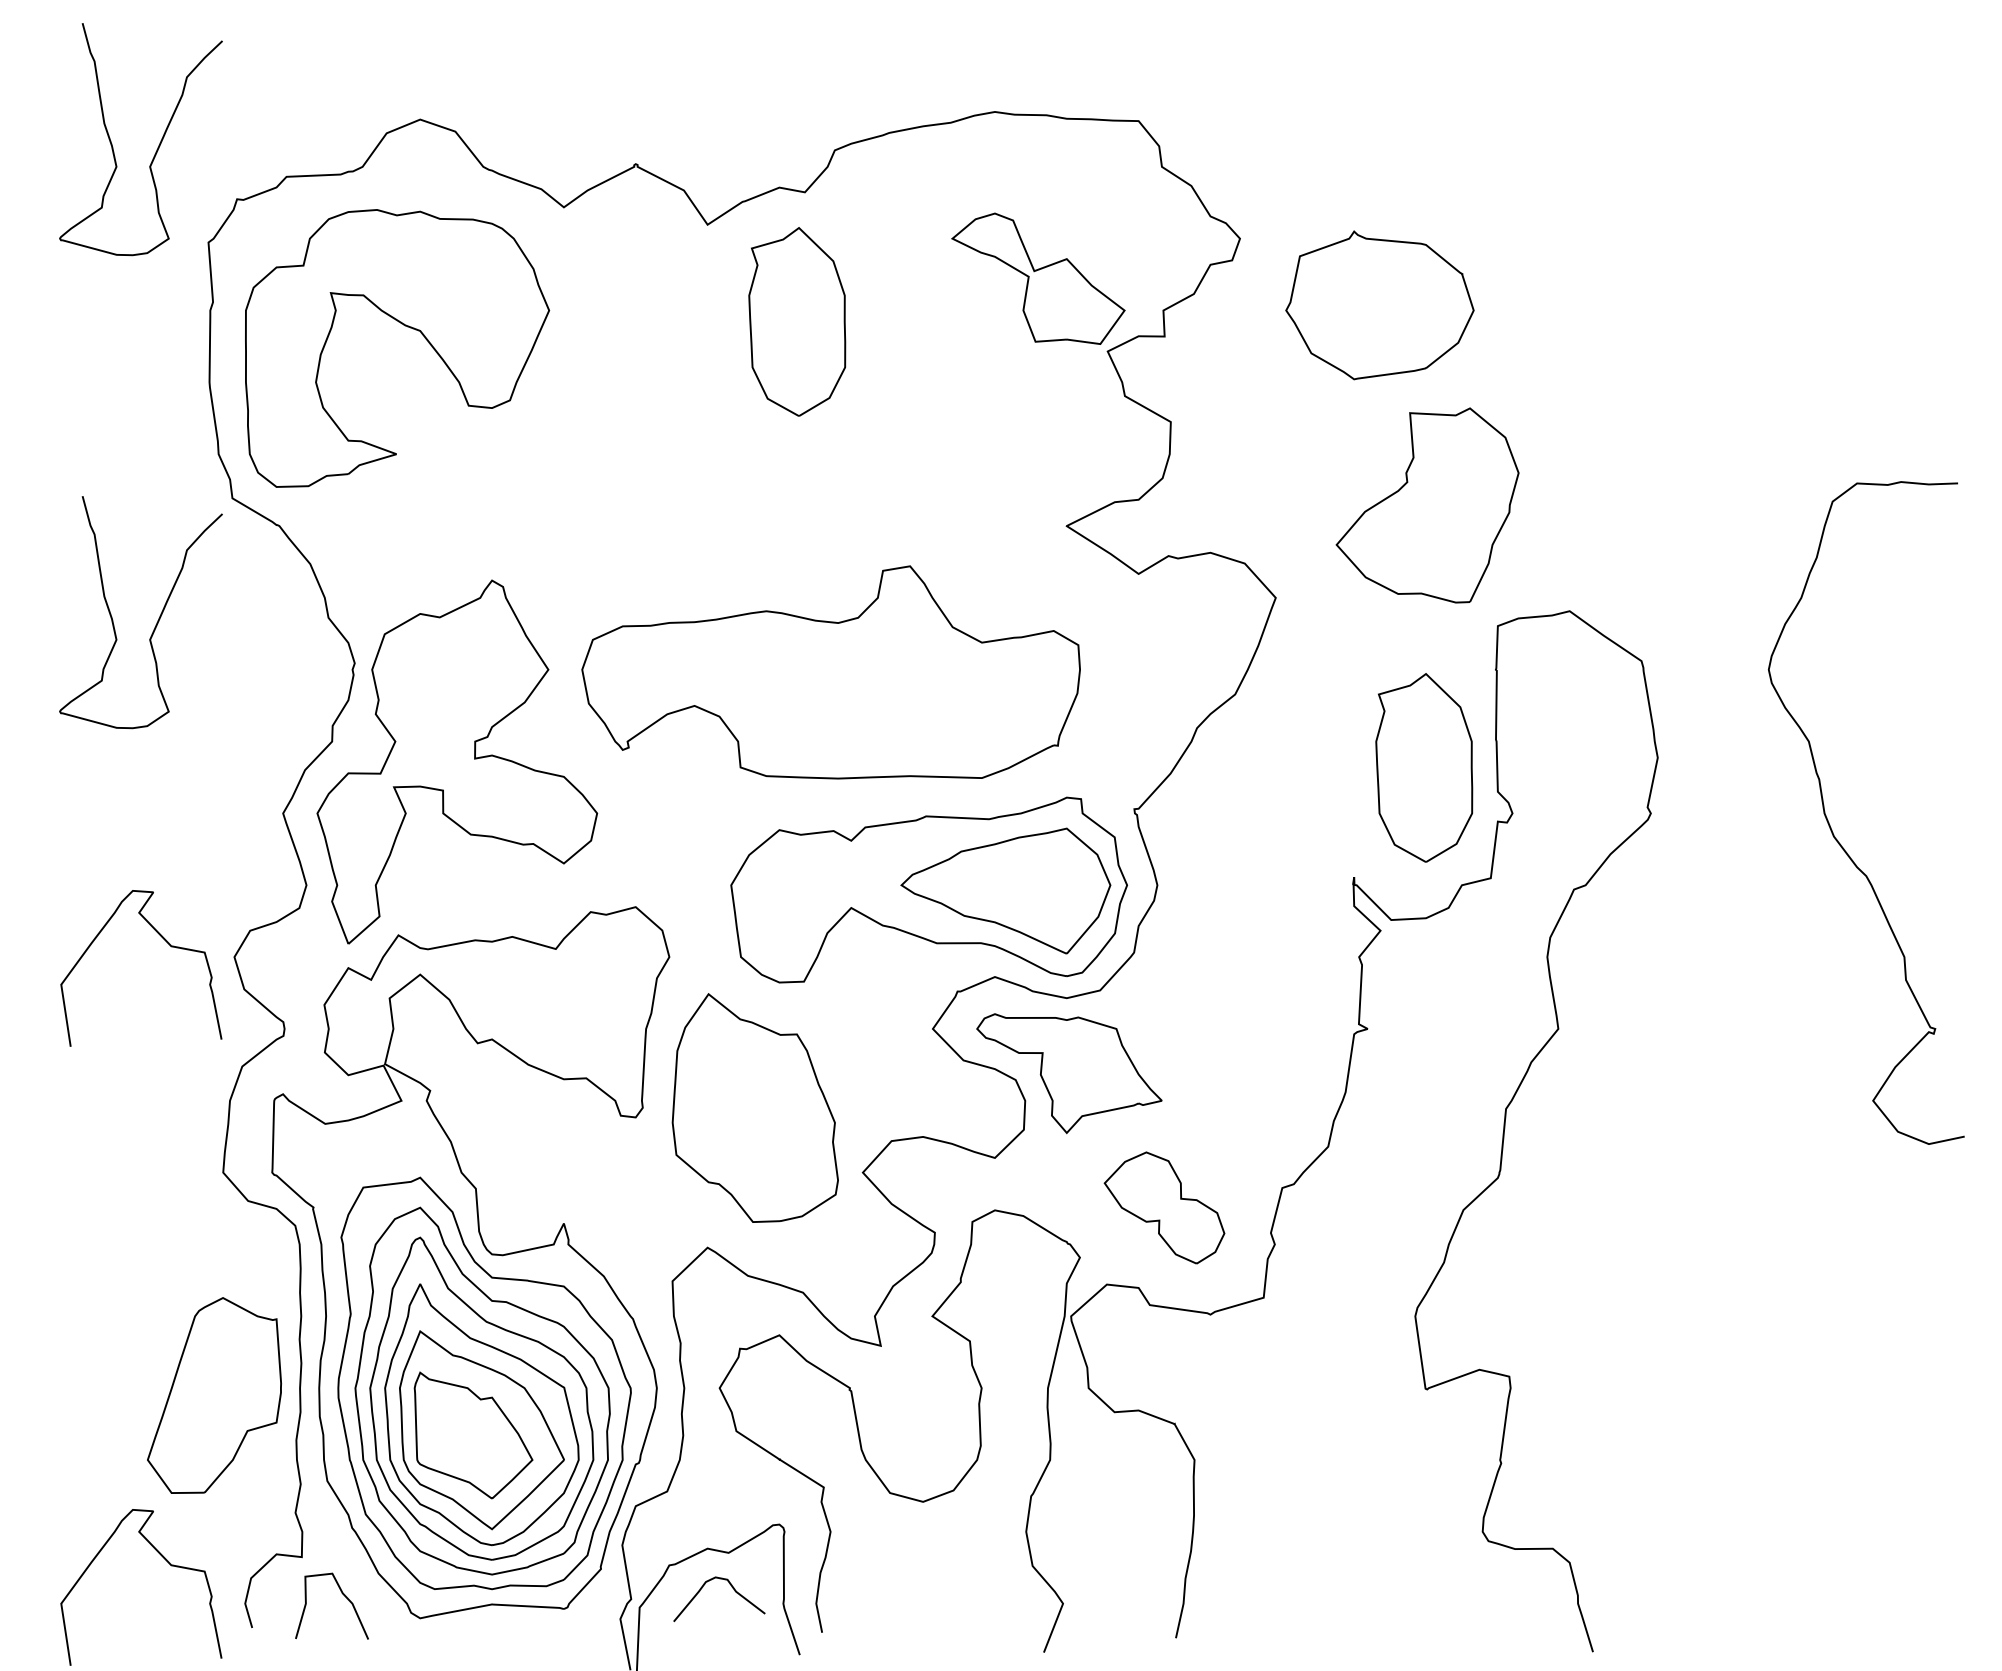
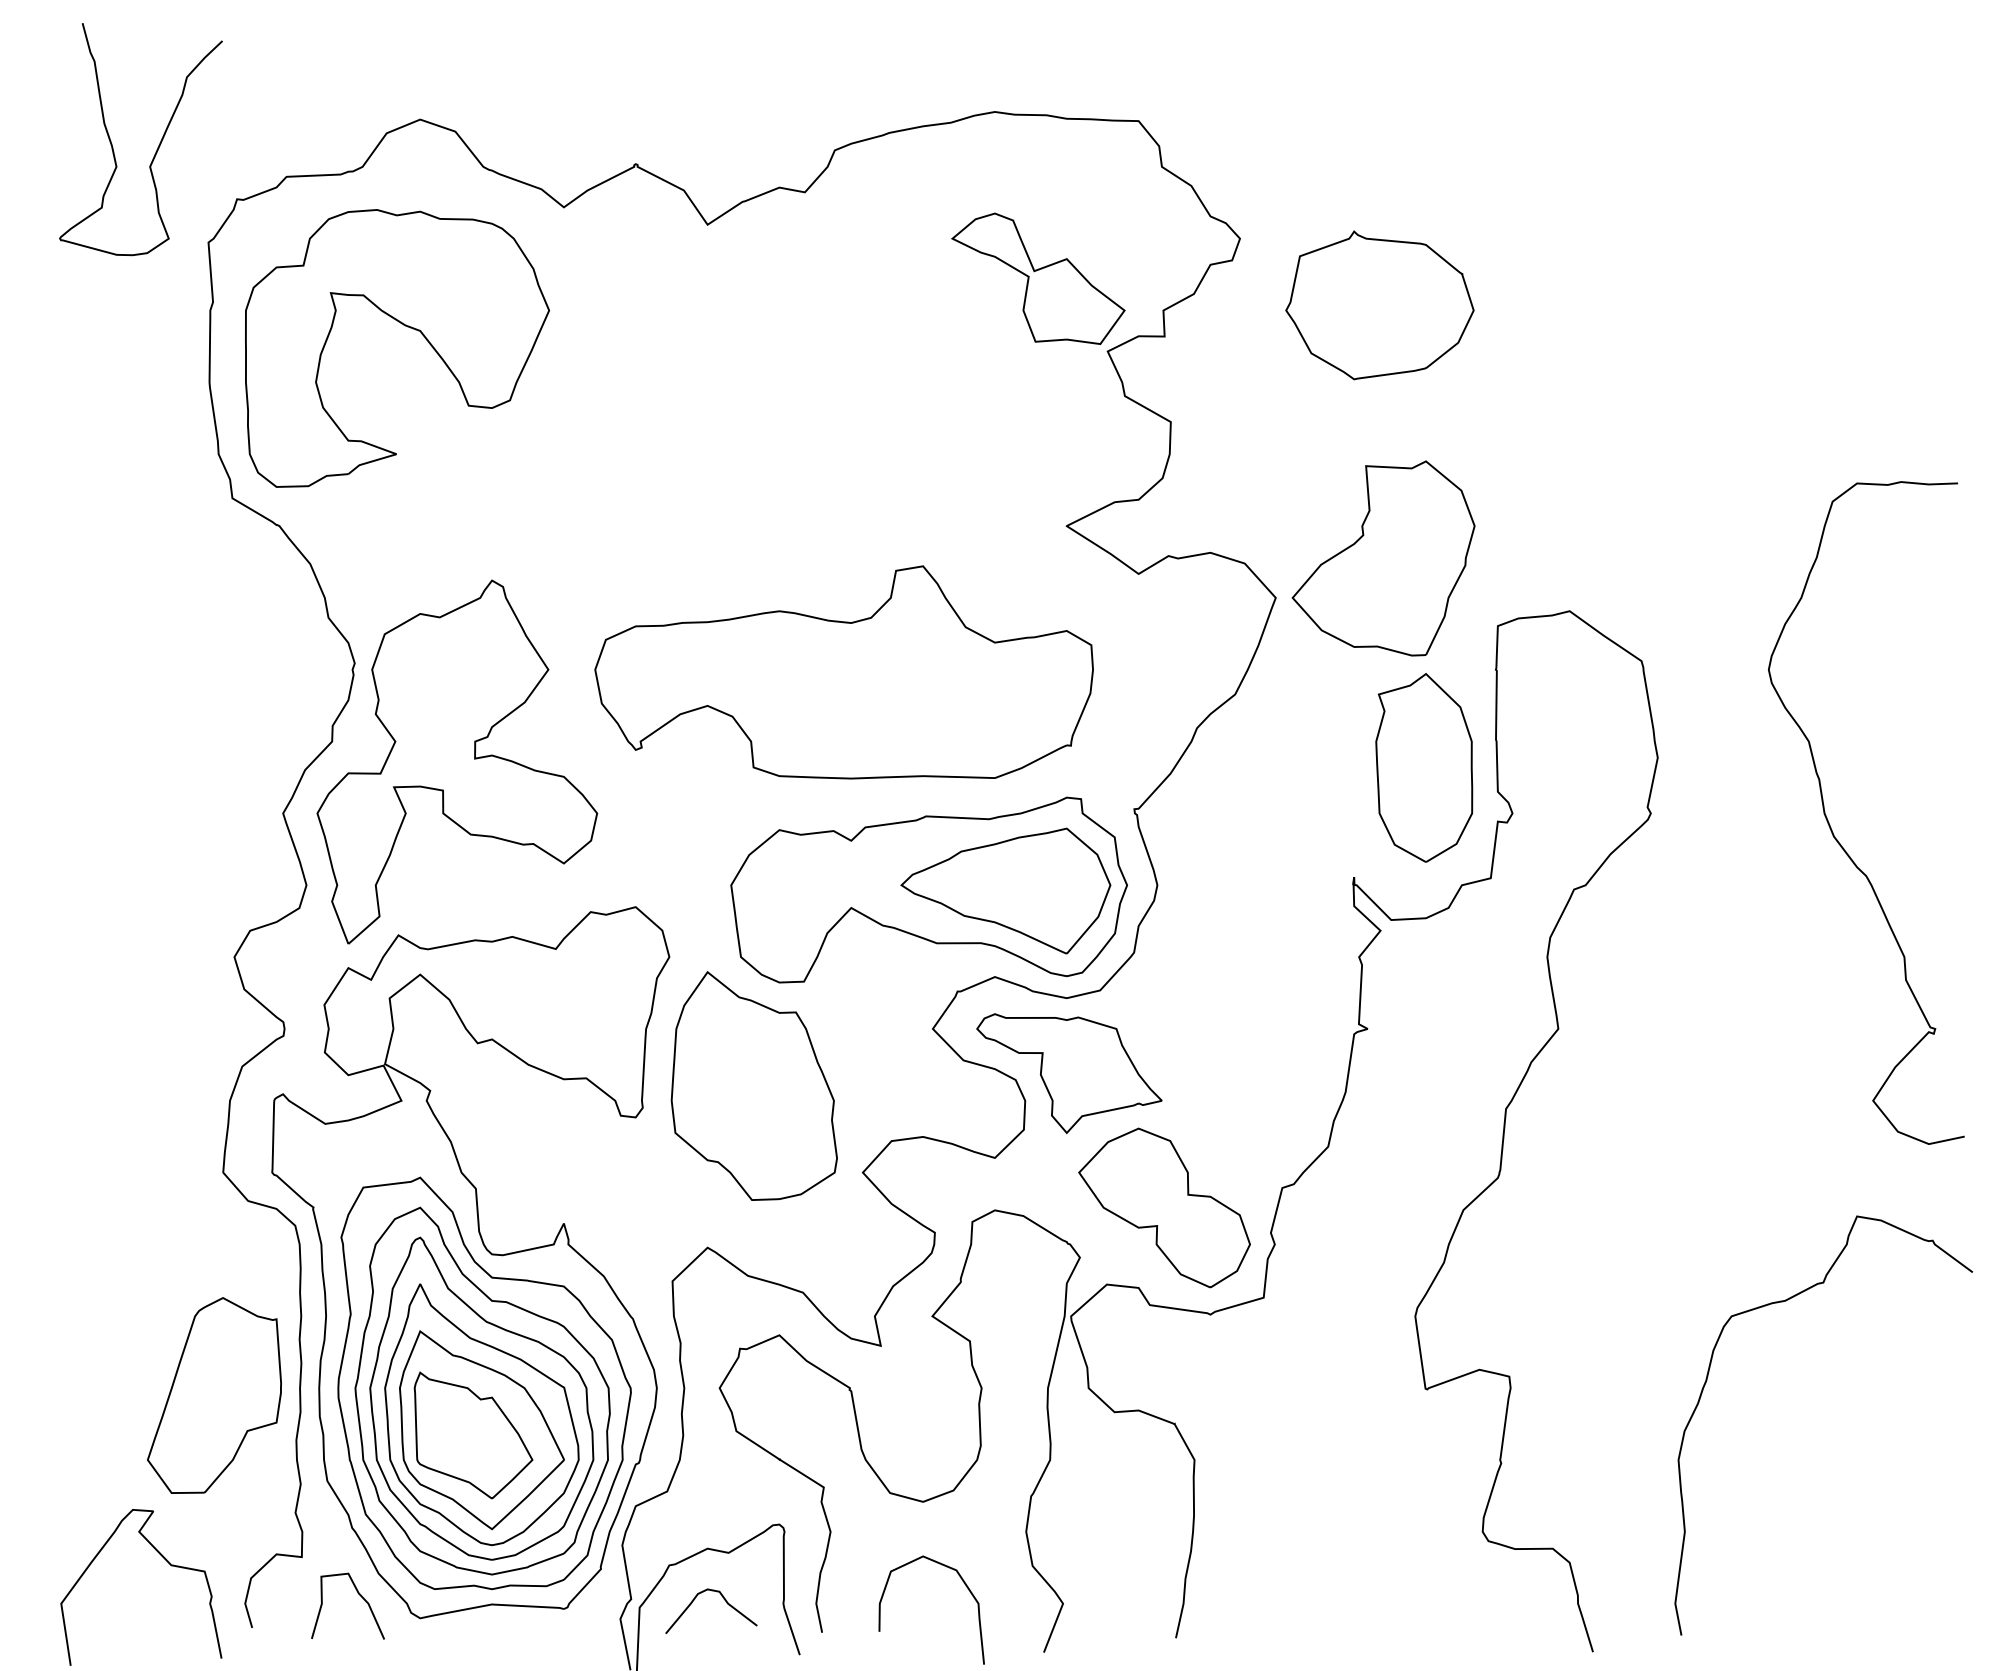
part: present -> none (797, 321)
part position: (1427, 505) -> (1383, 558) (1383, 558)
curve: present -> none (157, 620)
part position: (830, 672) -> (843, 672) (843, 672)
curve: present -> none (166, 942)
part position: (754, 1107) -> (753, 1085) (753, 1085)
part size: 123x114 px -> 173x162 px (1164, 1207)
curve: none -> present (1706, 1383)
curve position: (731, 1587) -> (723, 1599) (723, 1599)
curve: none -> present (966, 1587)
curve position: (342, 1594) -> (358, 1594) (358, 1594)
